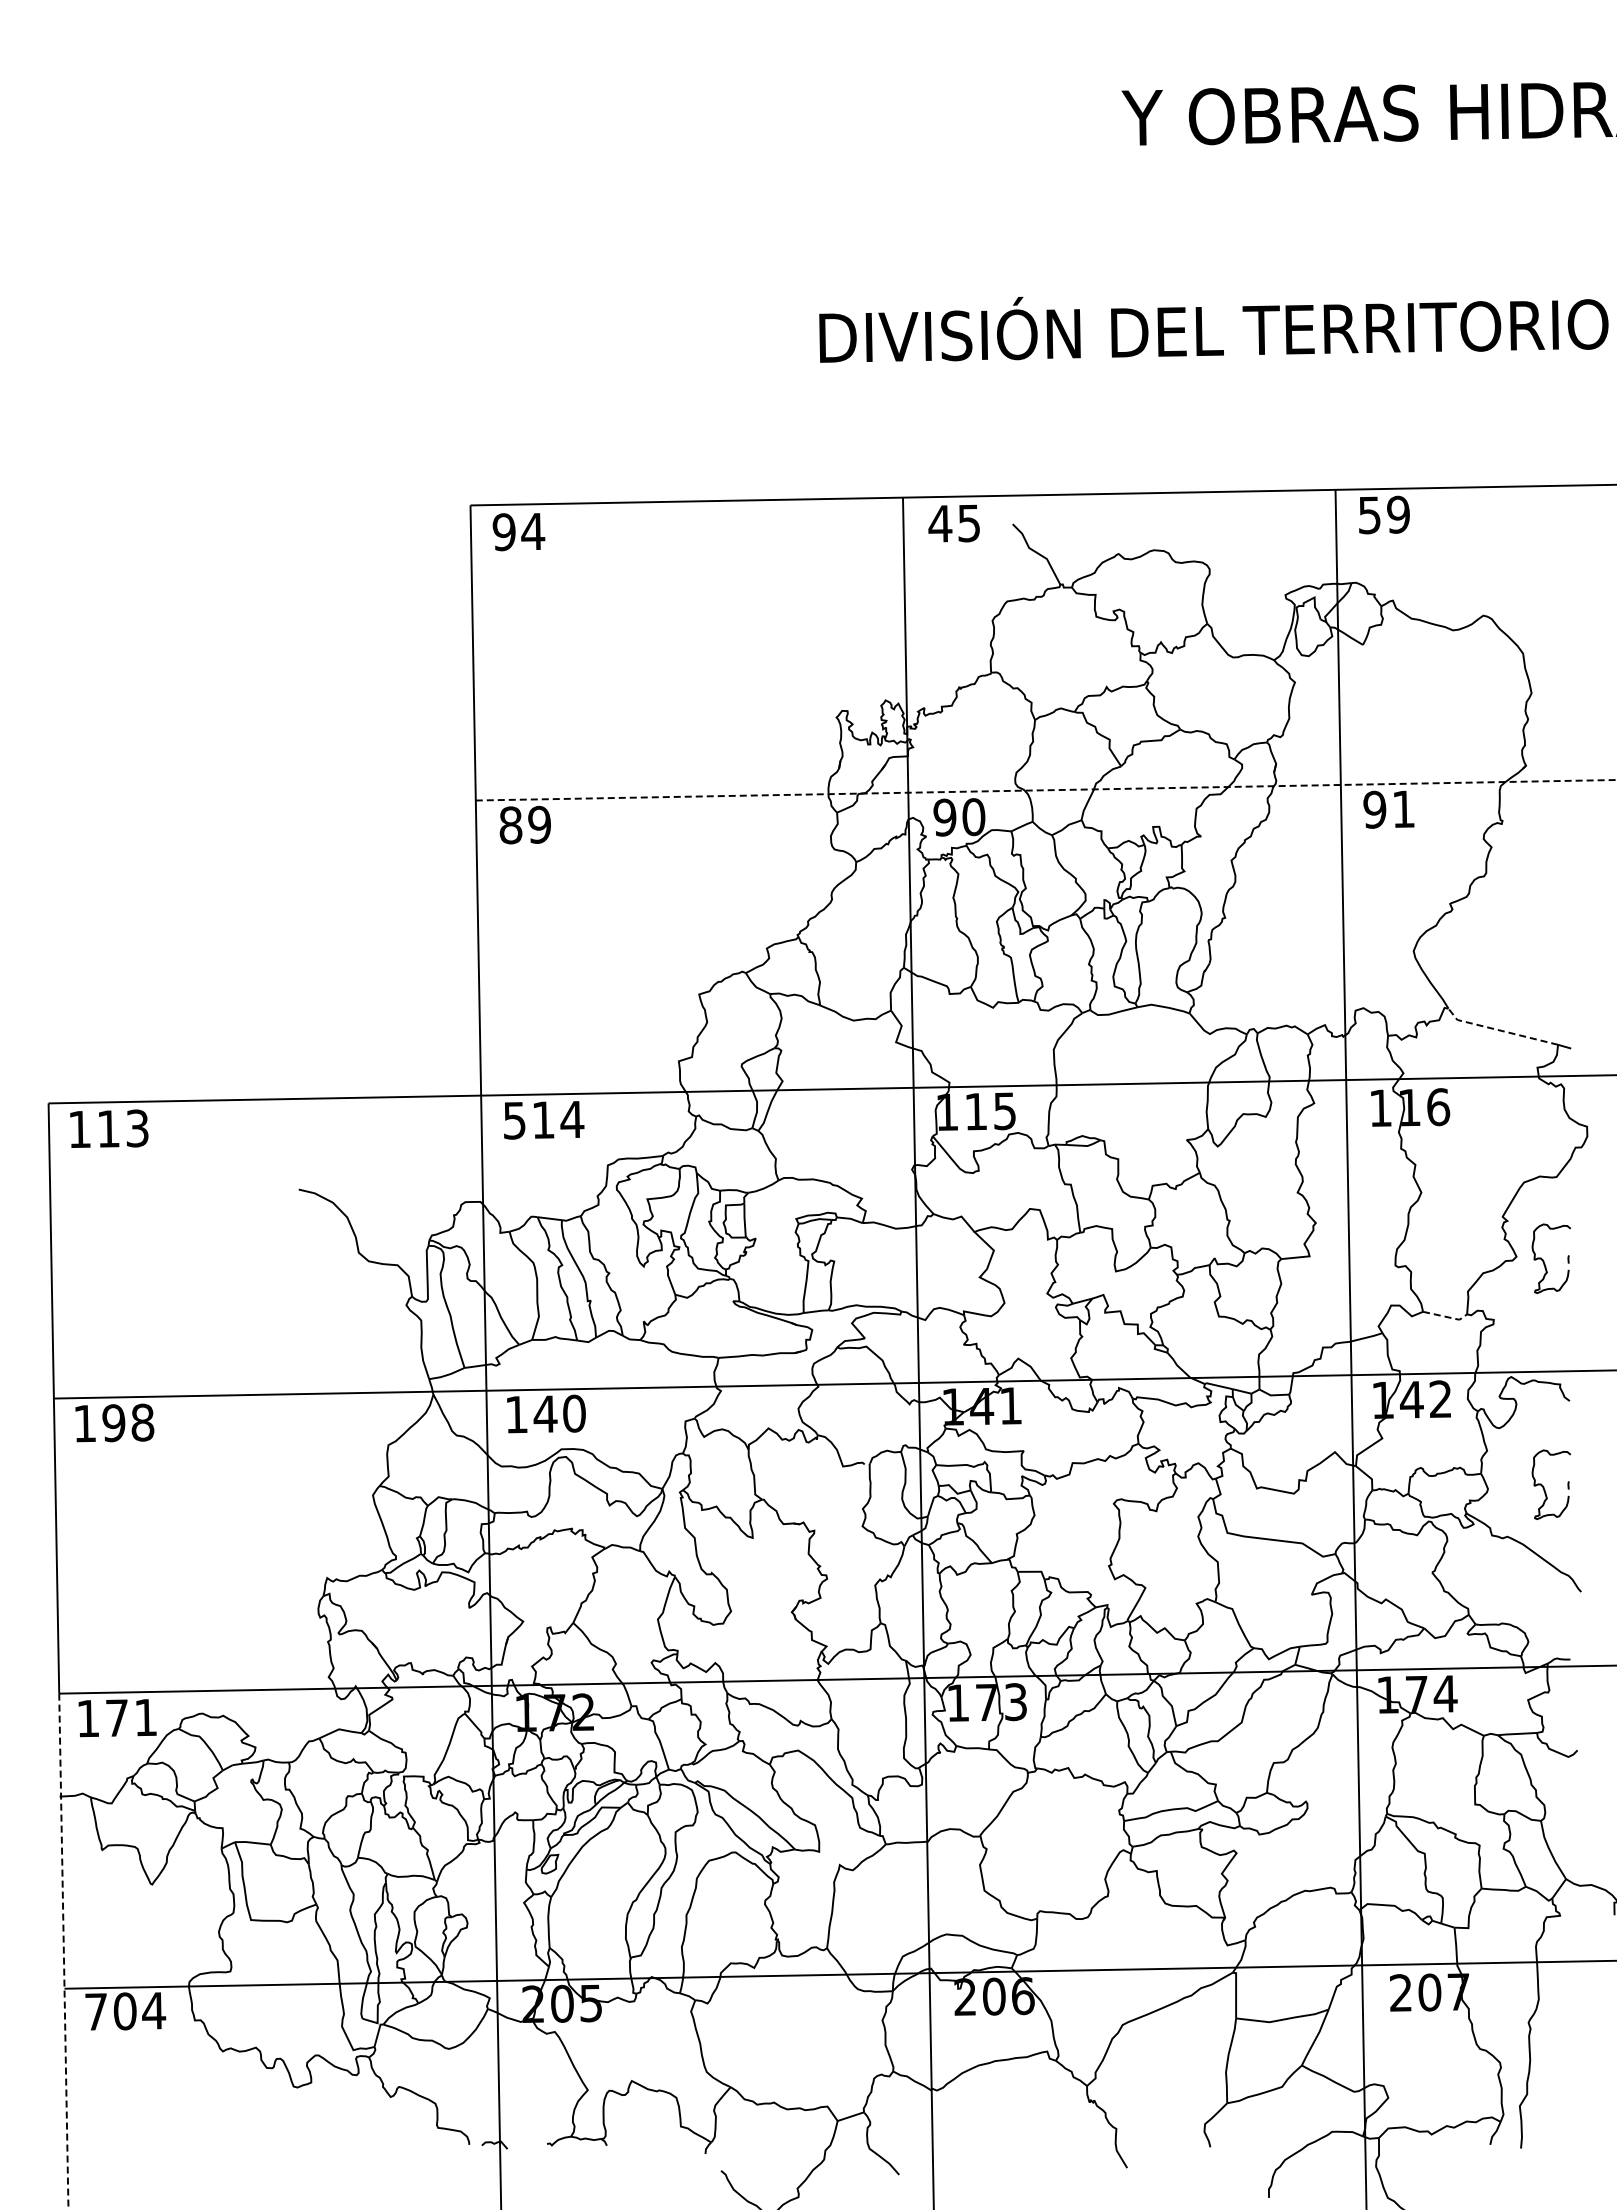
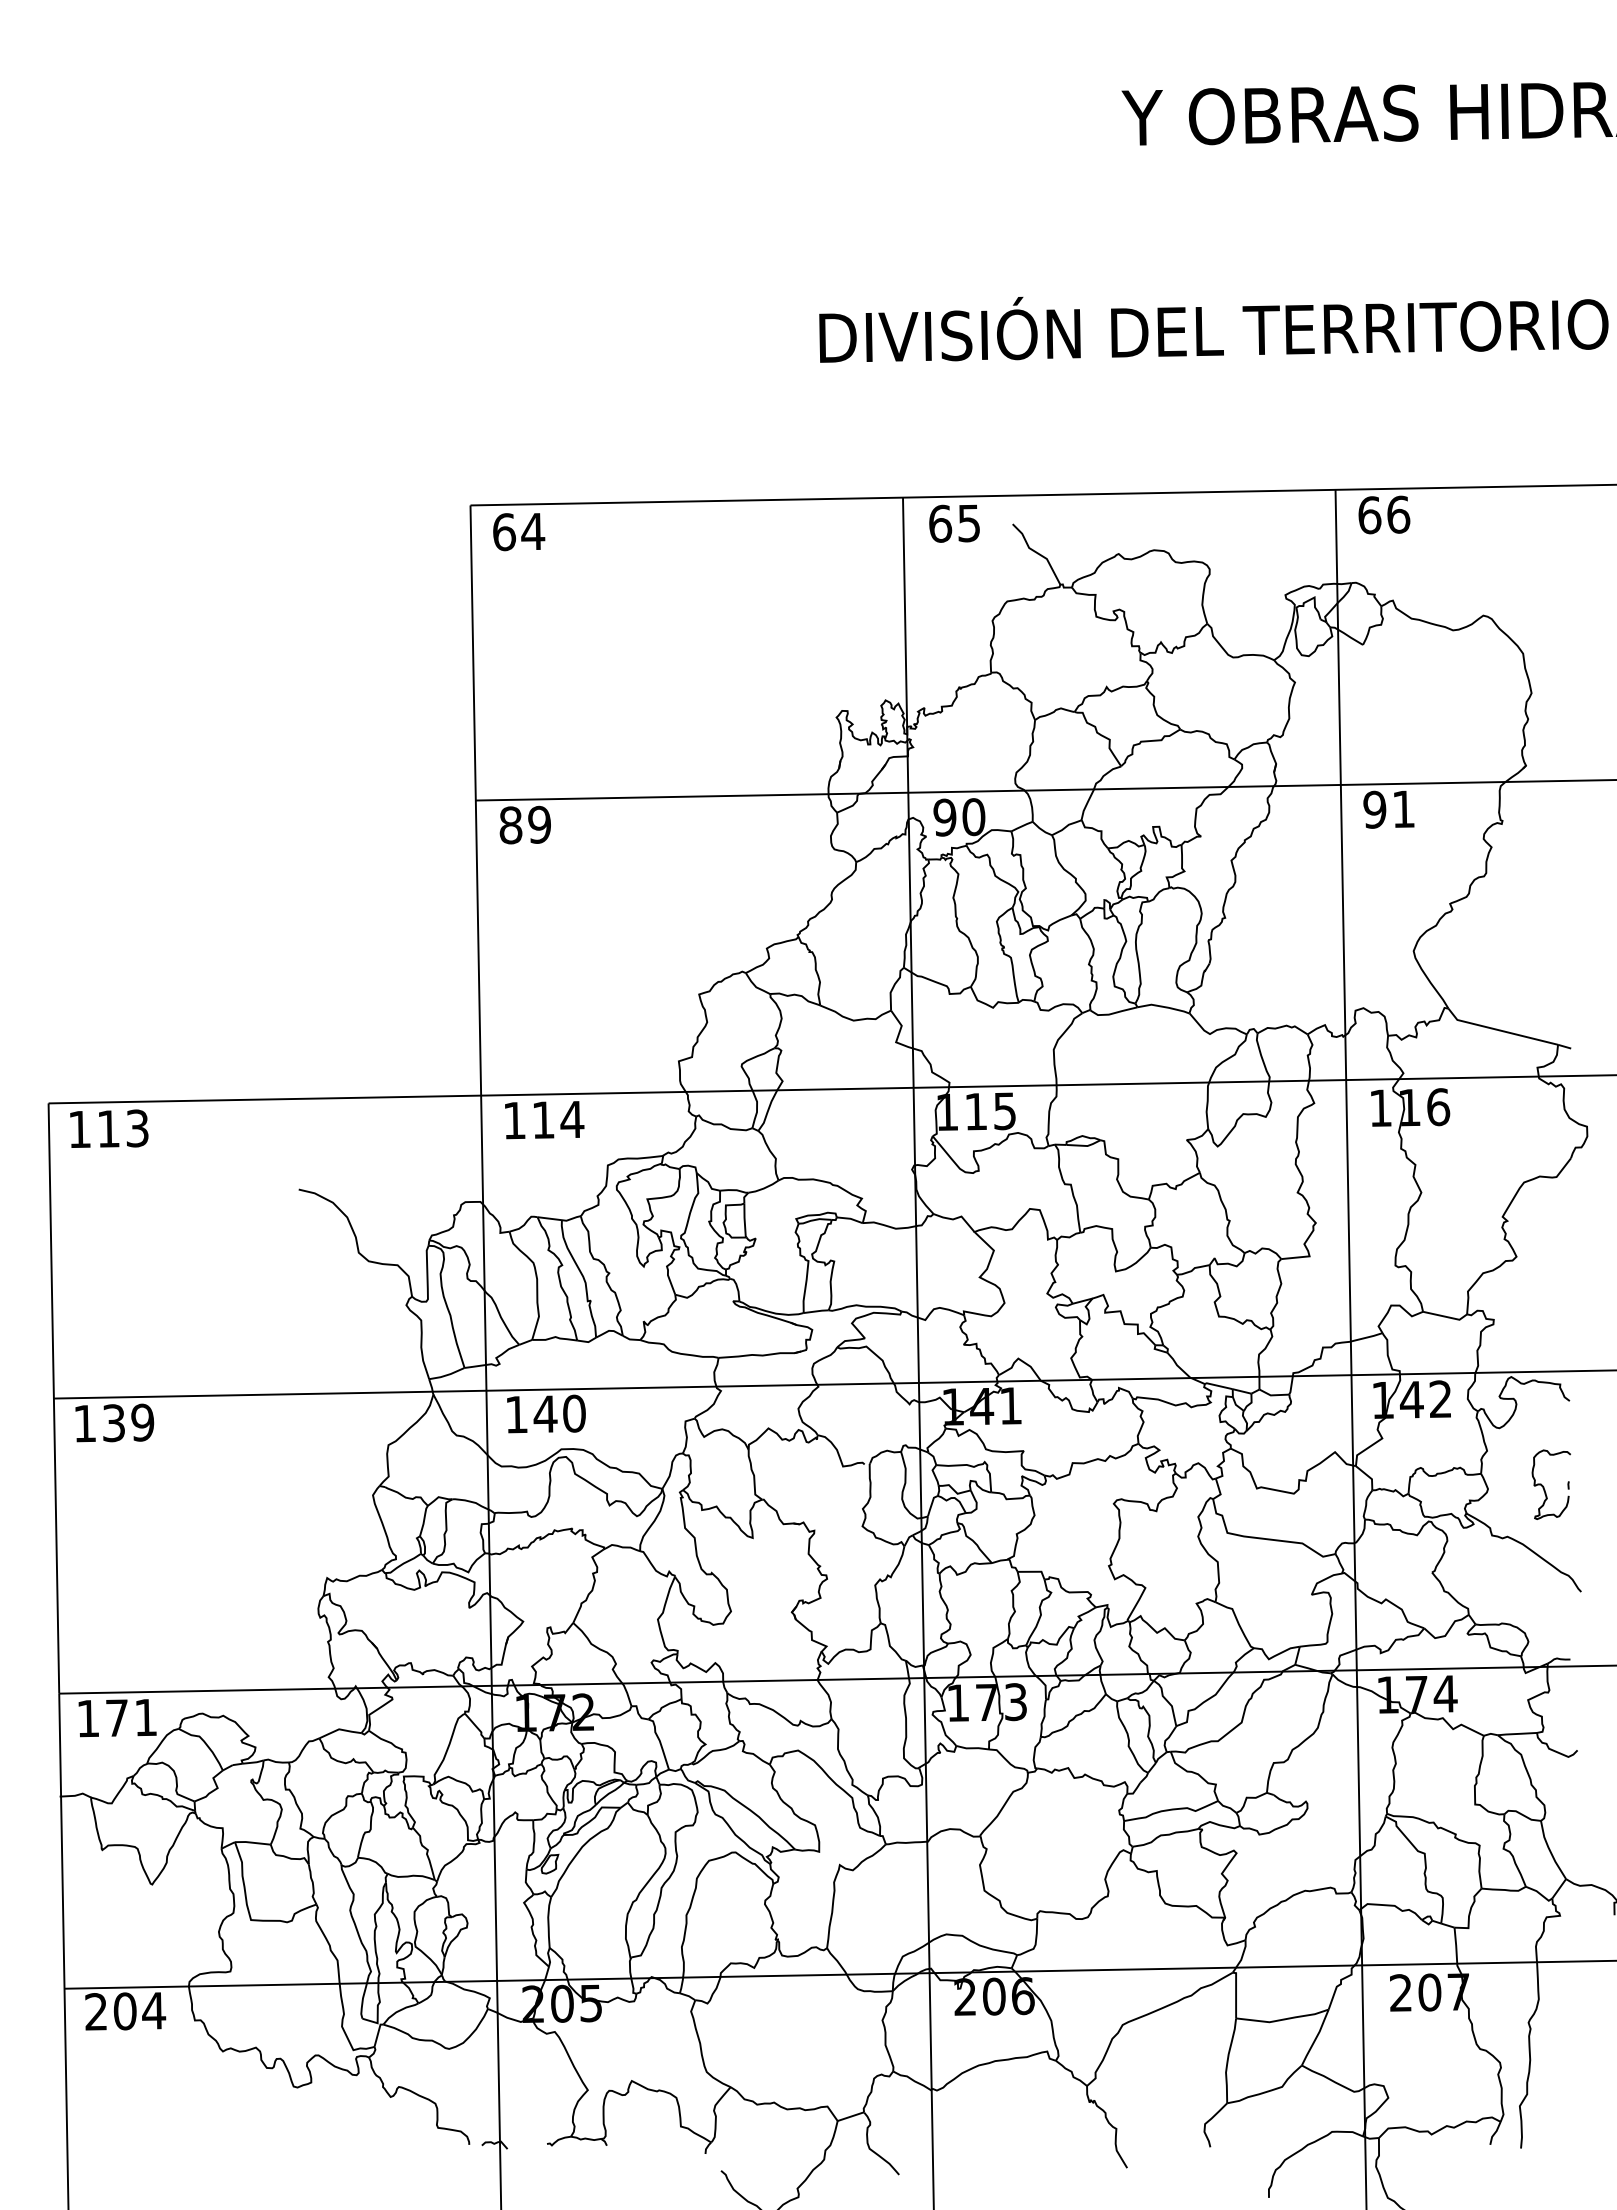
text: 59 -> 66 (1384, 514)
text: 45 -> 65 (940, 523)
text: 94 -> 64 (503, 532)
line: dashed -> solid (1046, 790)
line: dashed -> solid (1499, 1030)
text: 514 -> 114 (514, 1120)
part: present -> none (1544, 1261)
line: dashed -> solid (1447, 1317)
text: 198 -> 139 (128, 1422)
line: dashed -> solid (63, 1952)
text: 704 -> 204 (95, 2011)
